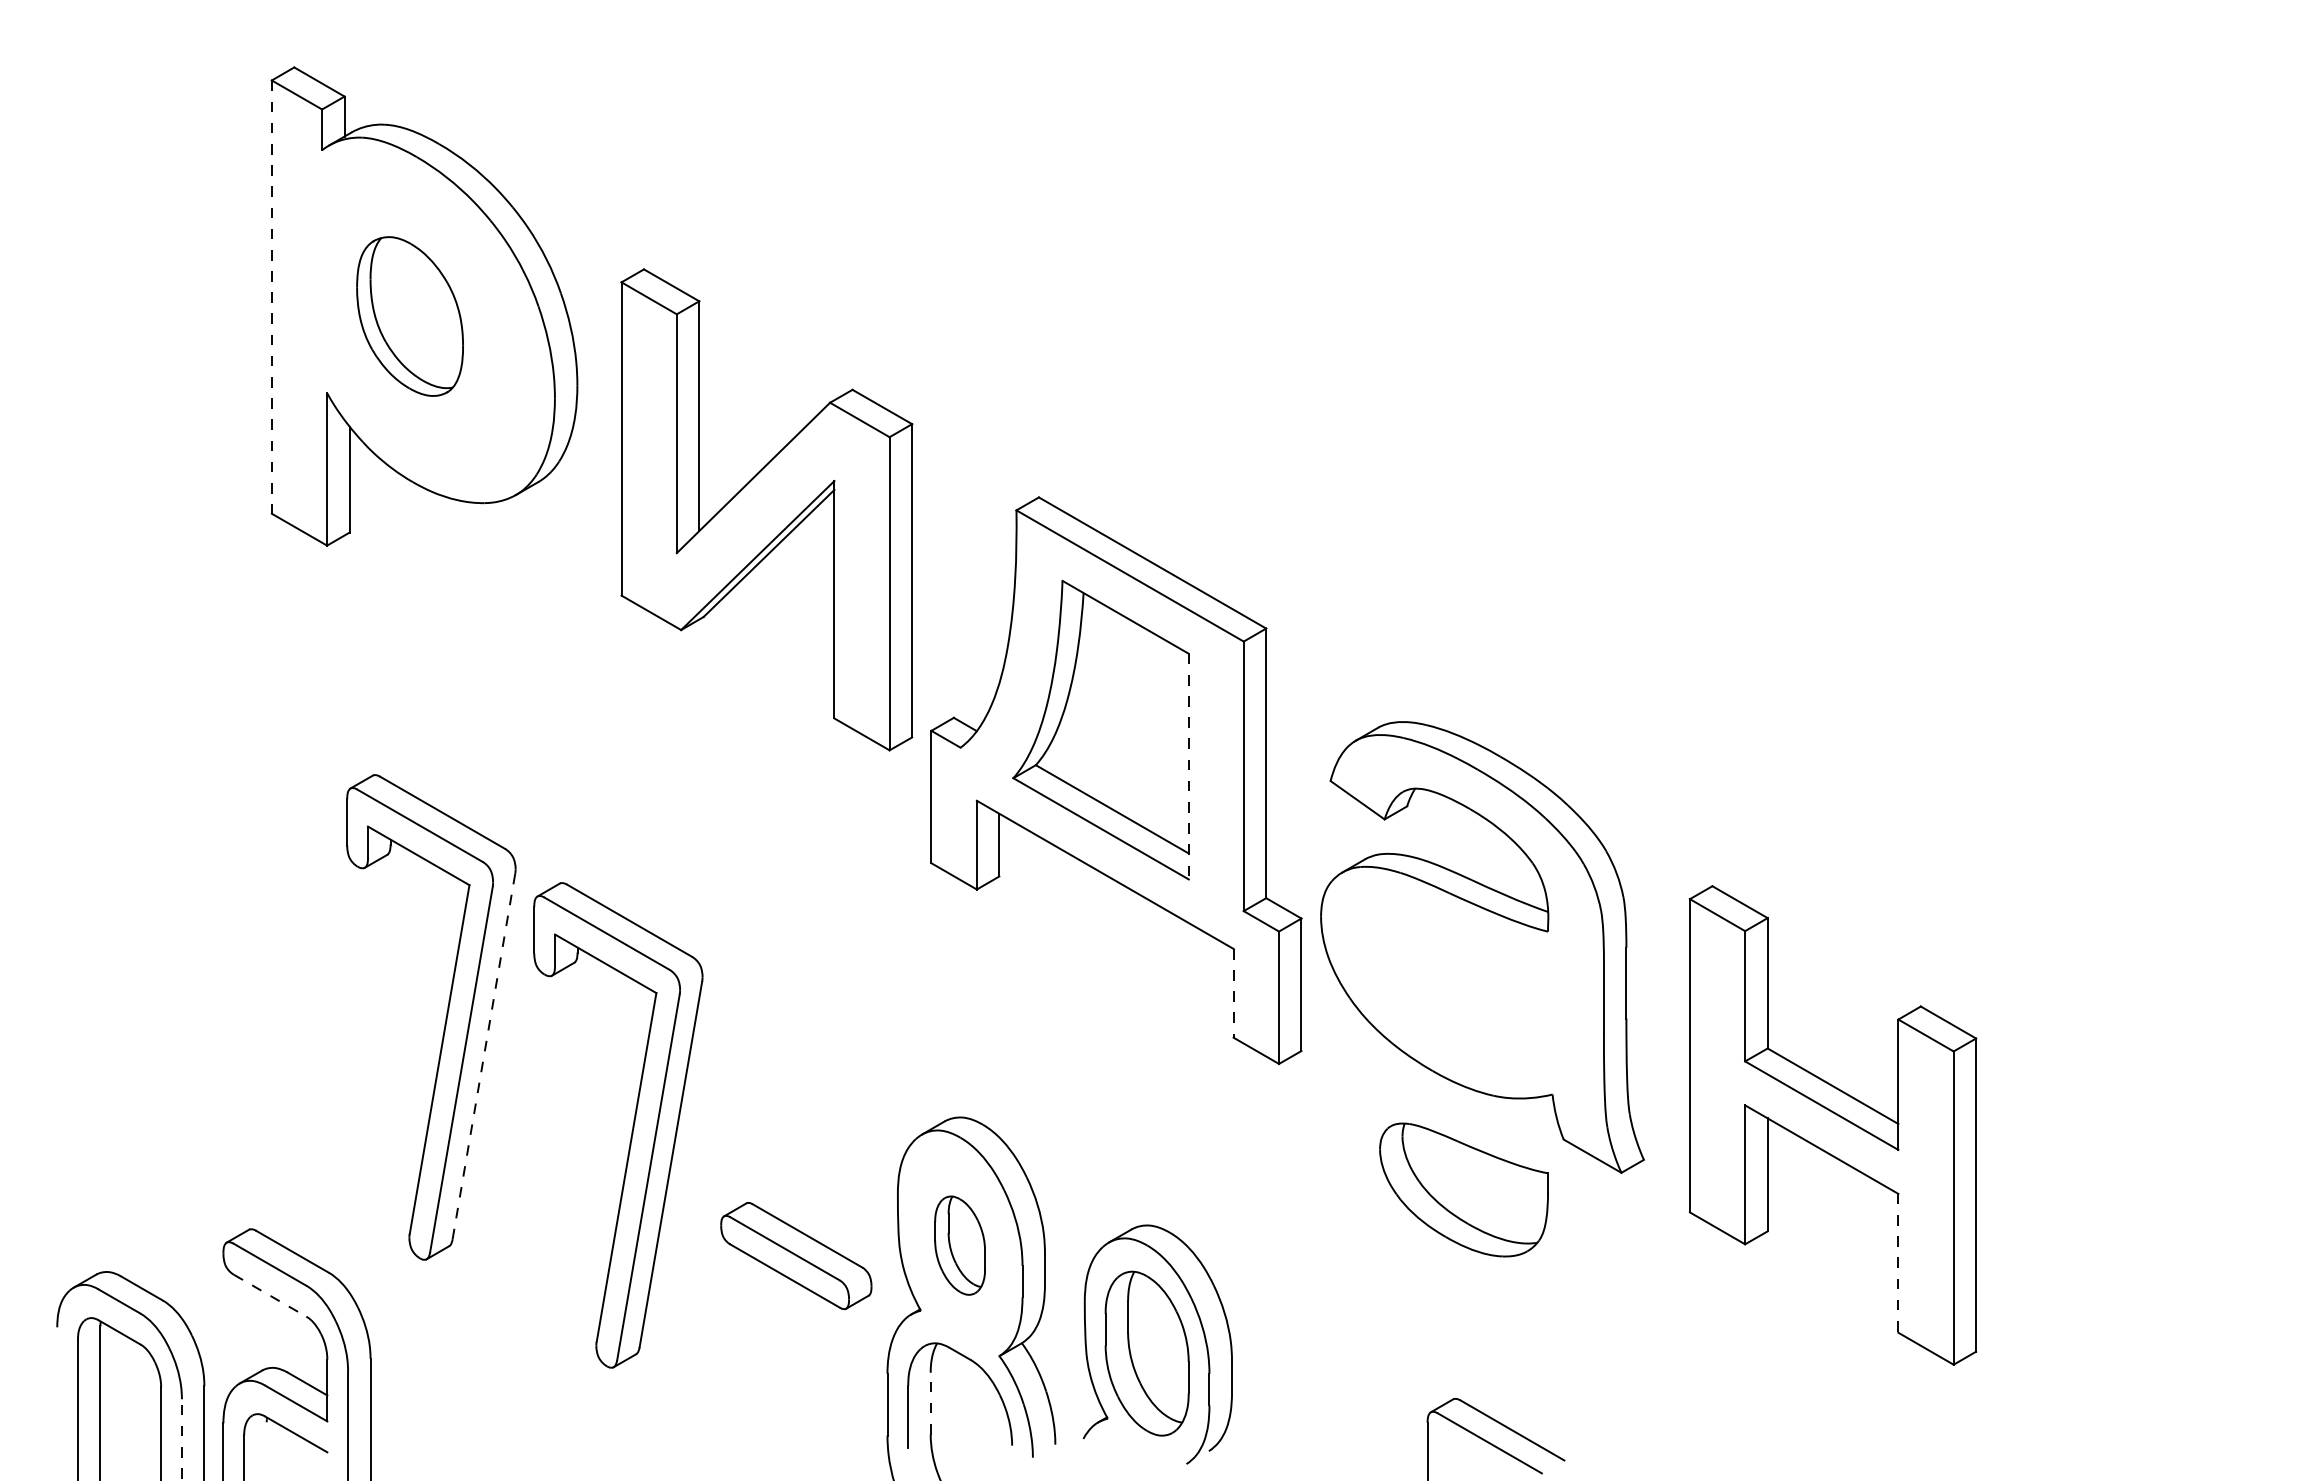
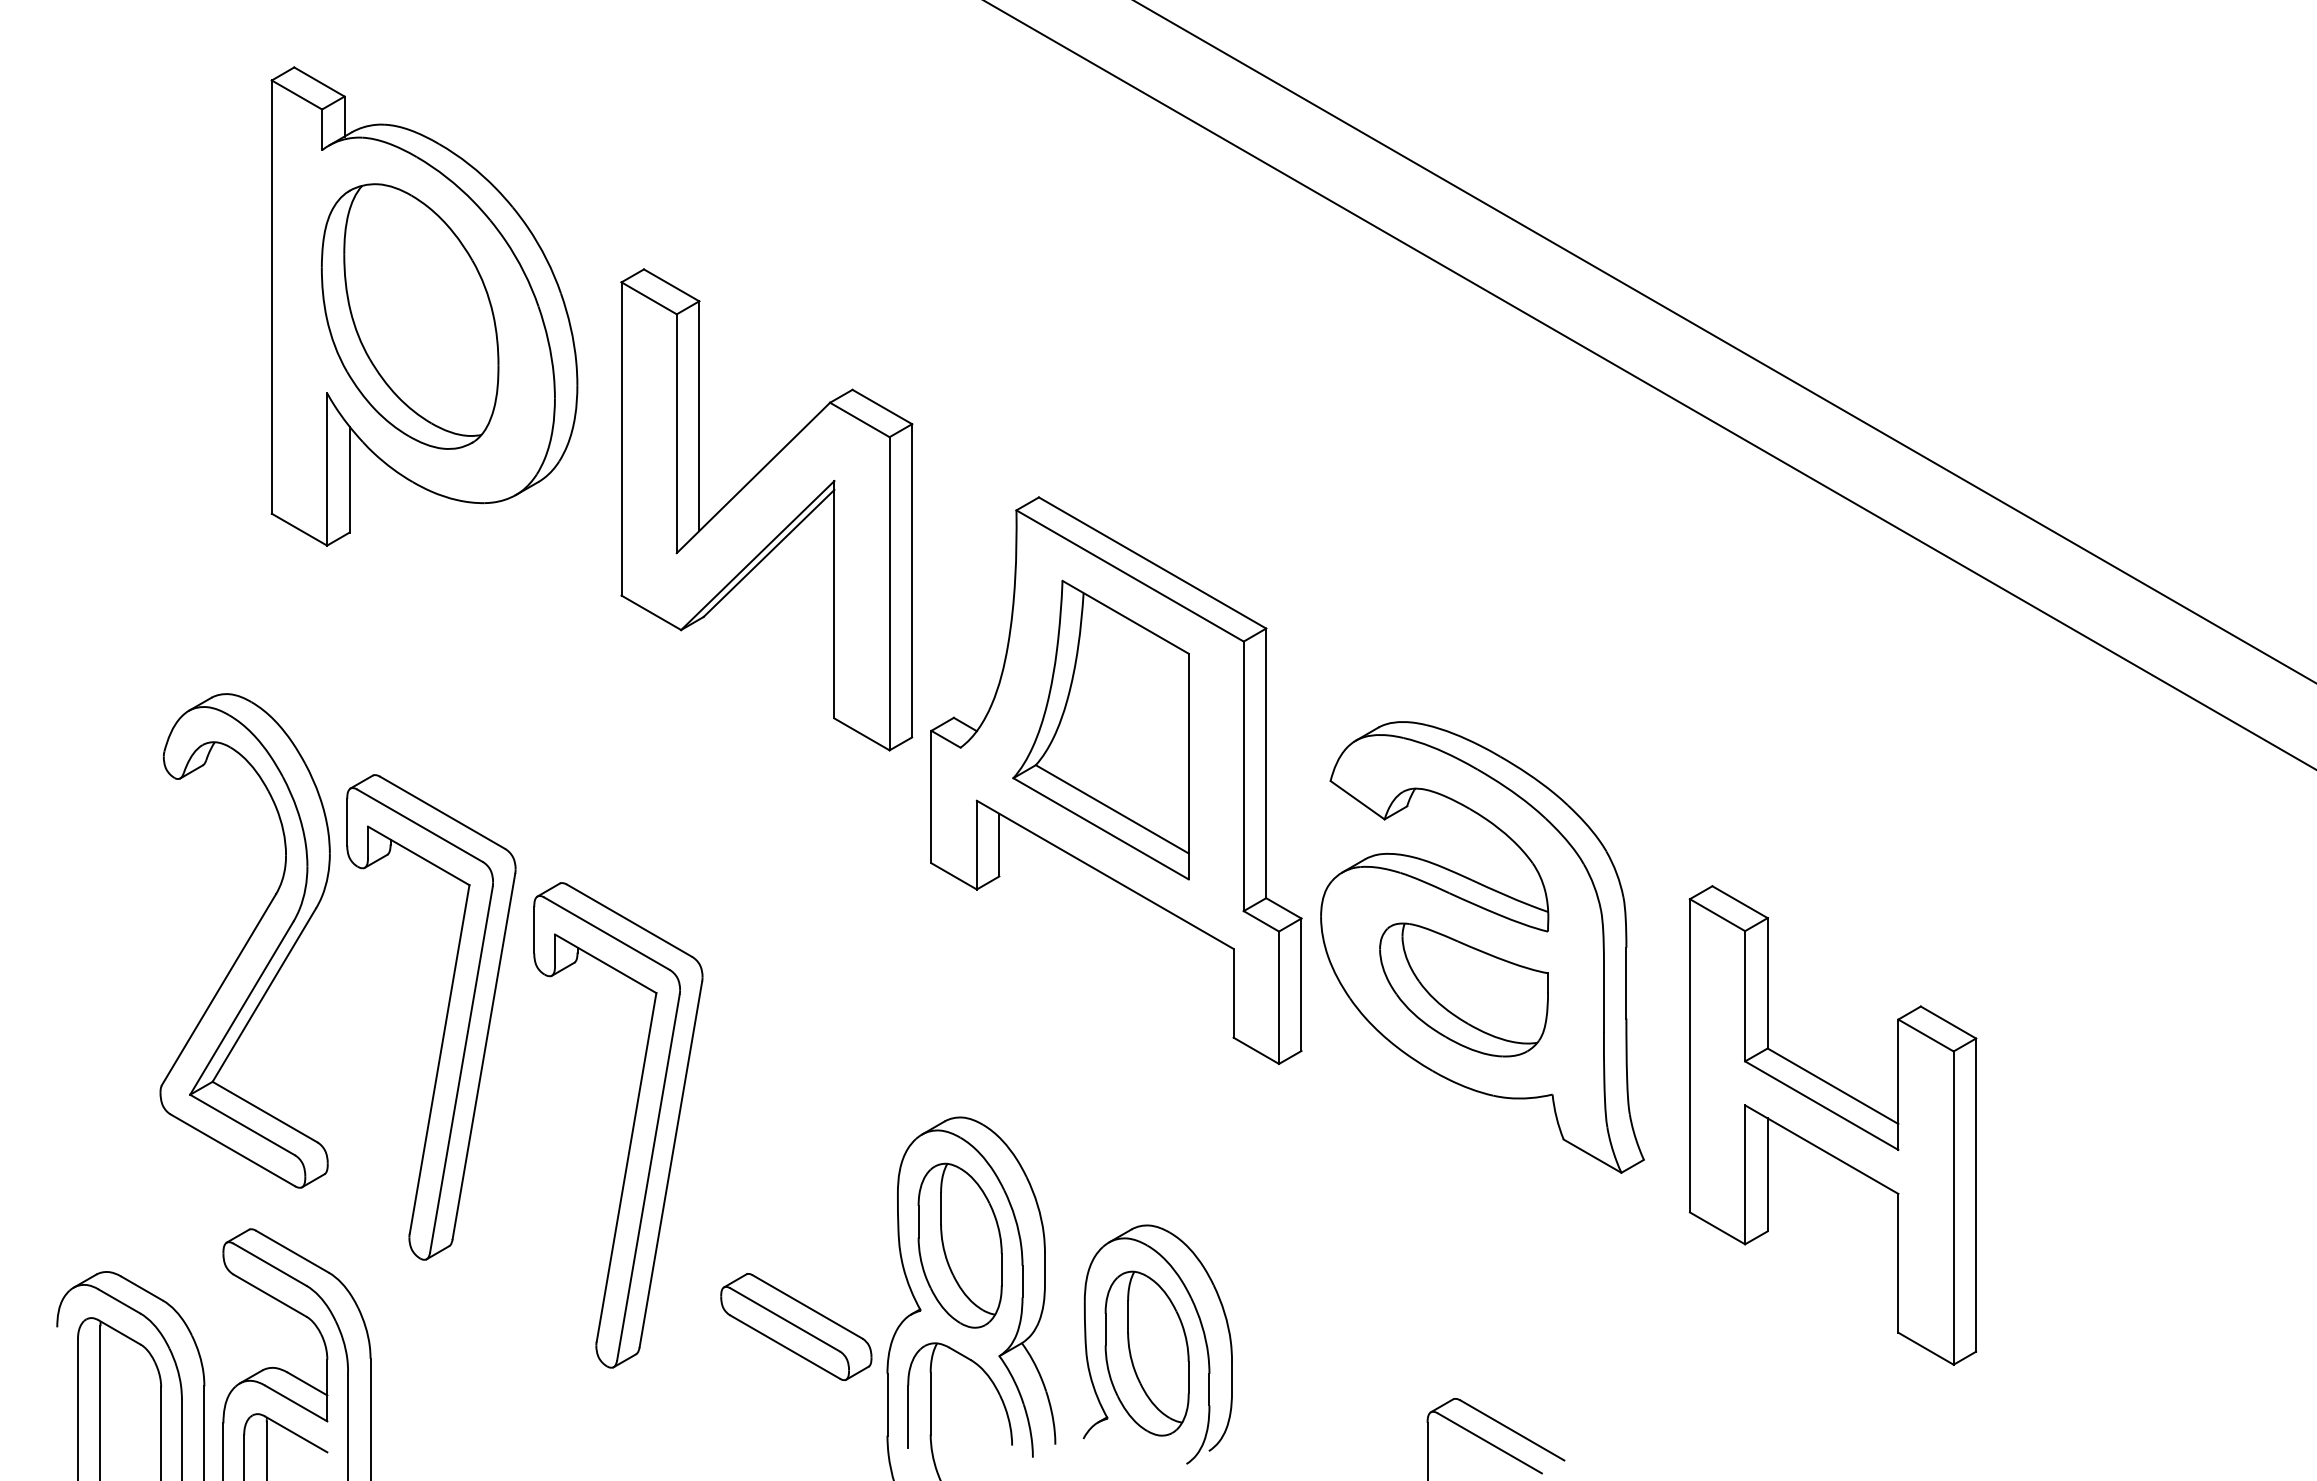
line: dashed -> solid (271, 297)
part size: 108x161 px -> 180x267 px (409, 316)
line: none -> present (1724, 341)
line: none -> present (1649, 385)
line: dashed -> solid (1188, 766)
part: none -> present (244, 940)
line: dashed -> solid (1233, 993)
line: dashed -> solid (484, 1056)
part position: (1463, 1189) -> (1463, 989) (1463, 989)
part size: 52x101 px -> 86x167 px (959, 1245)
part position: (796, 1255) -> (796, 1326) (796, 1326)
line: dashed -> solid (1898, 1263)
line: dashed -> solid (270, 1295)
line: dashed -> solid (930, 1403)
line: dashed -> solid (181, 1439)
line: none -> present (266, 1449)
